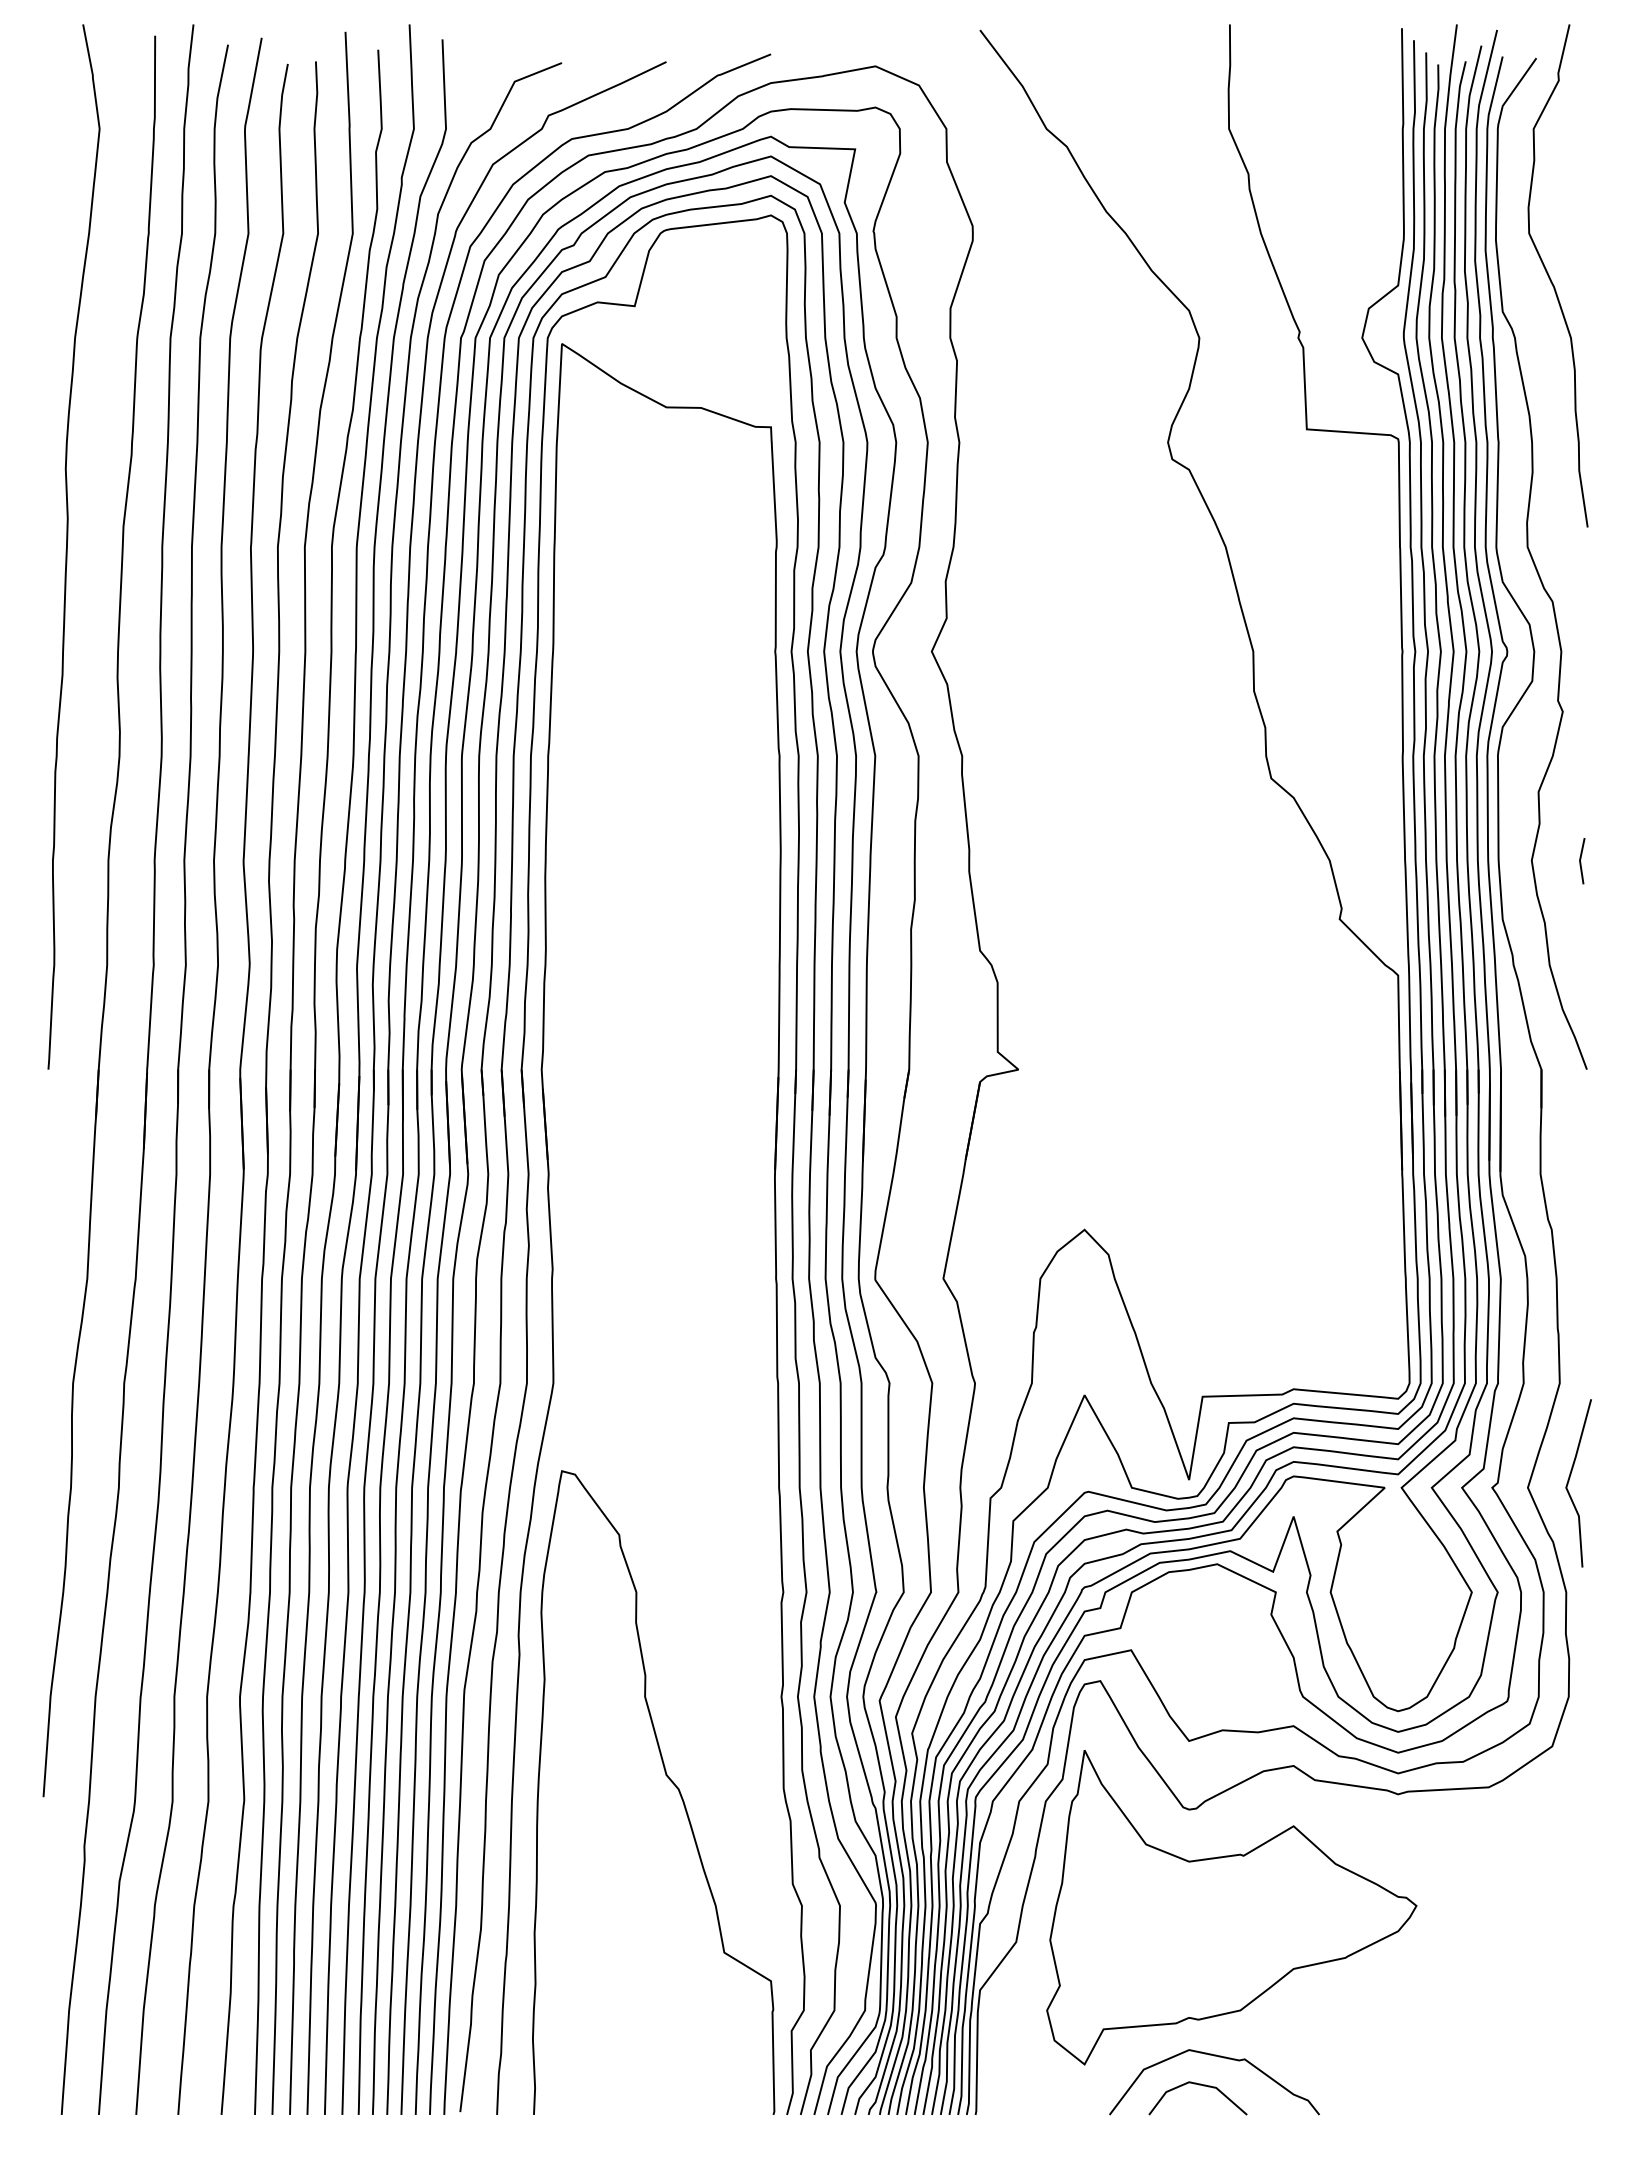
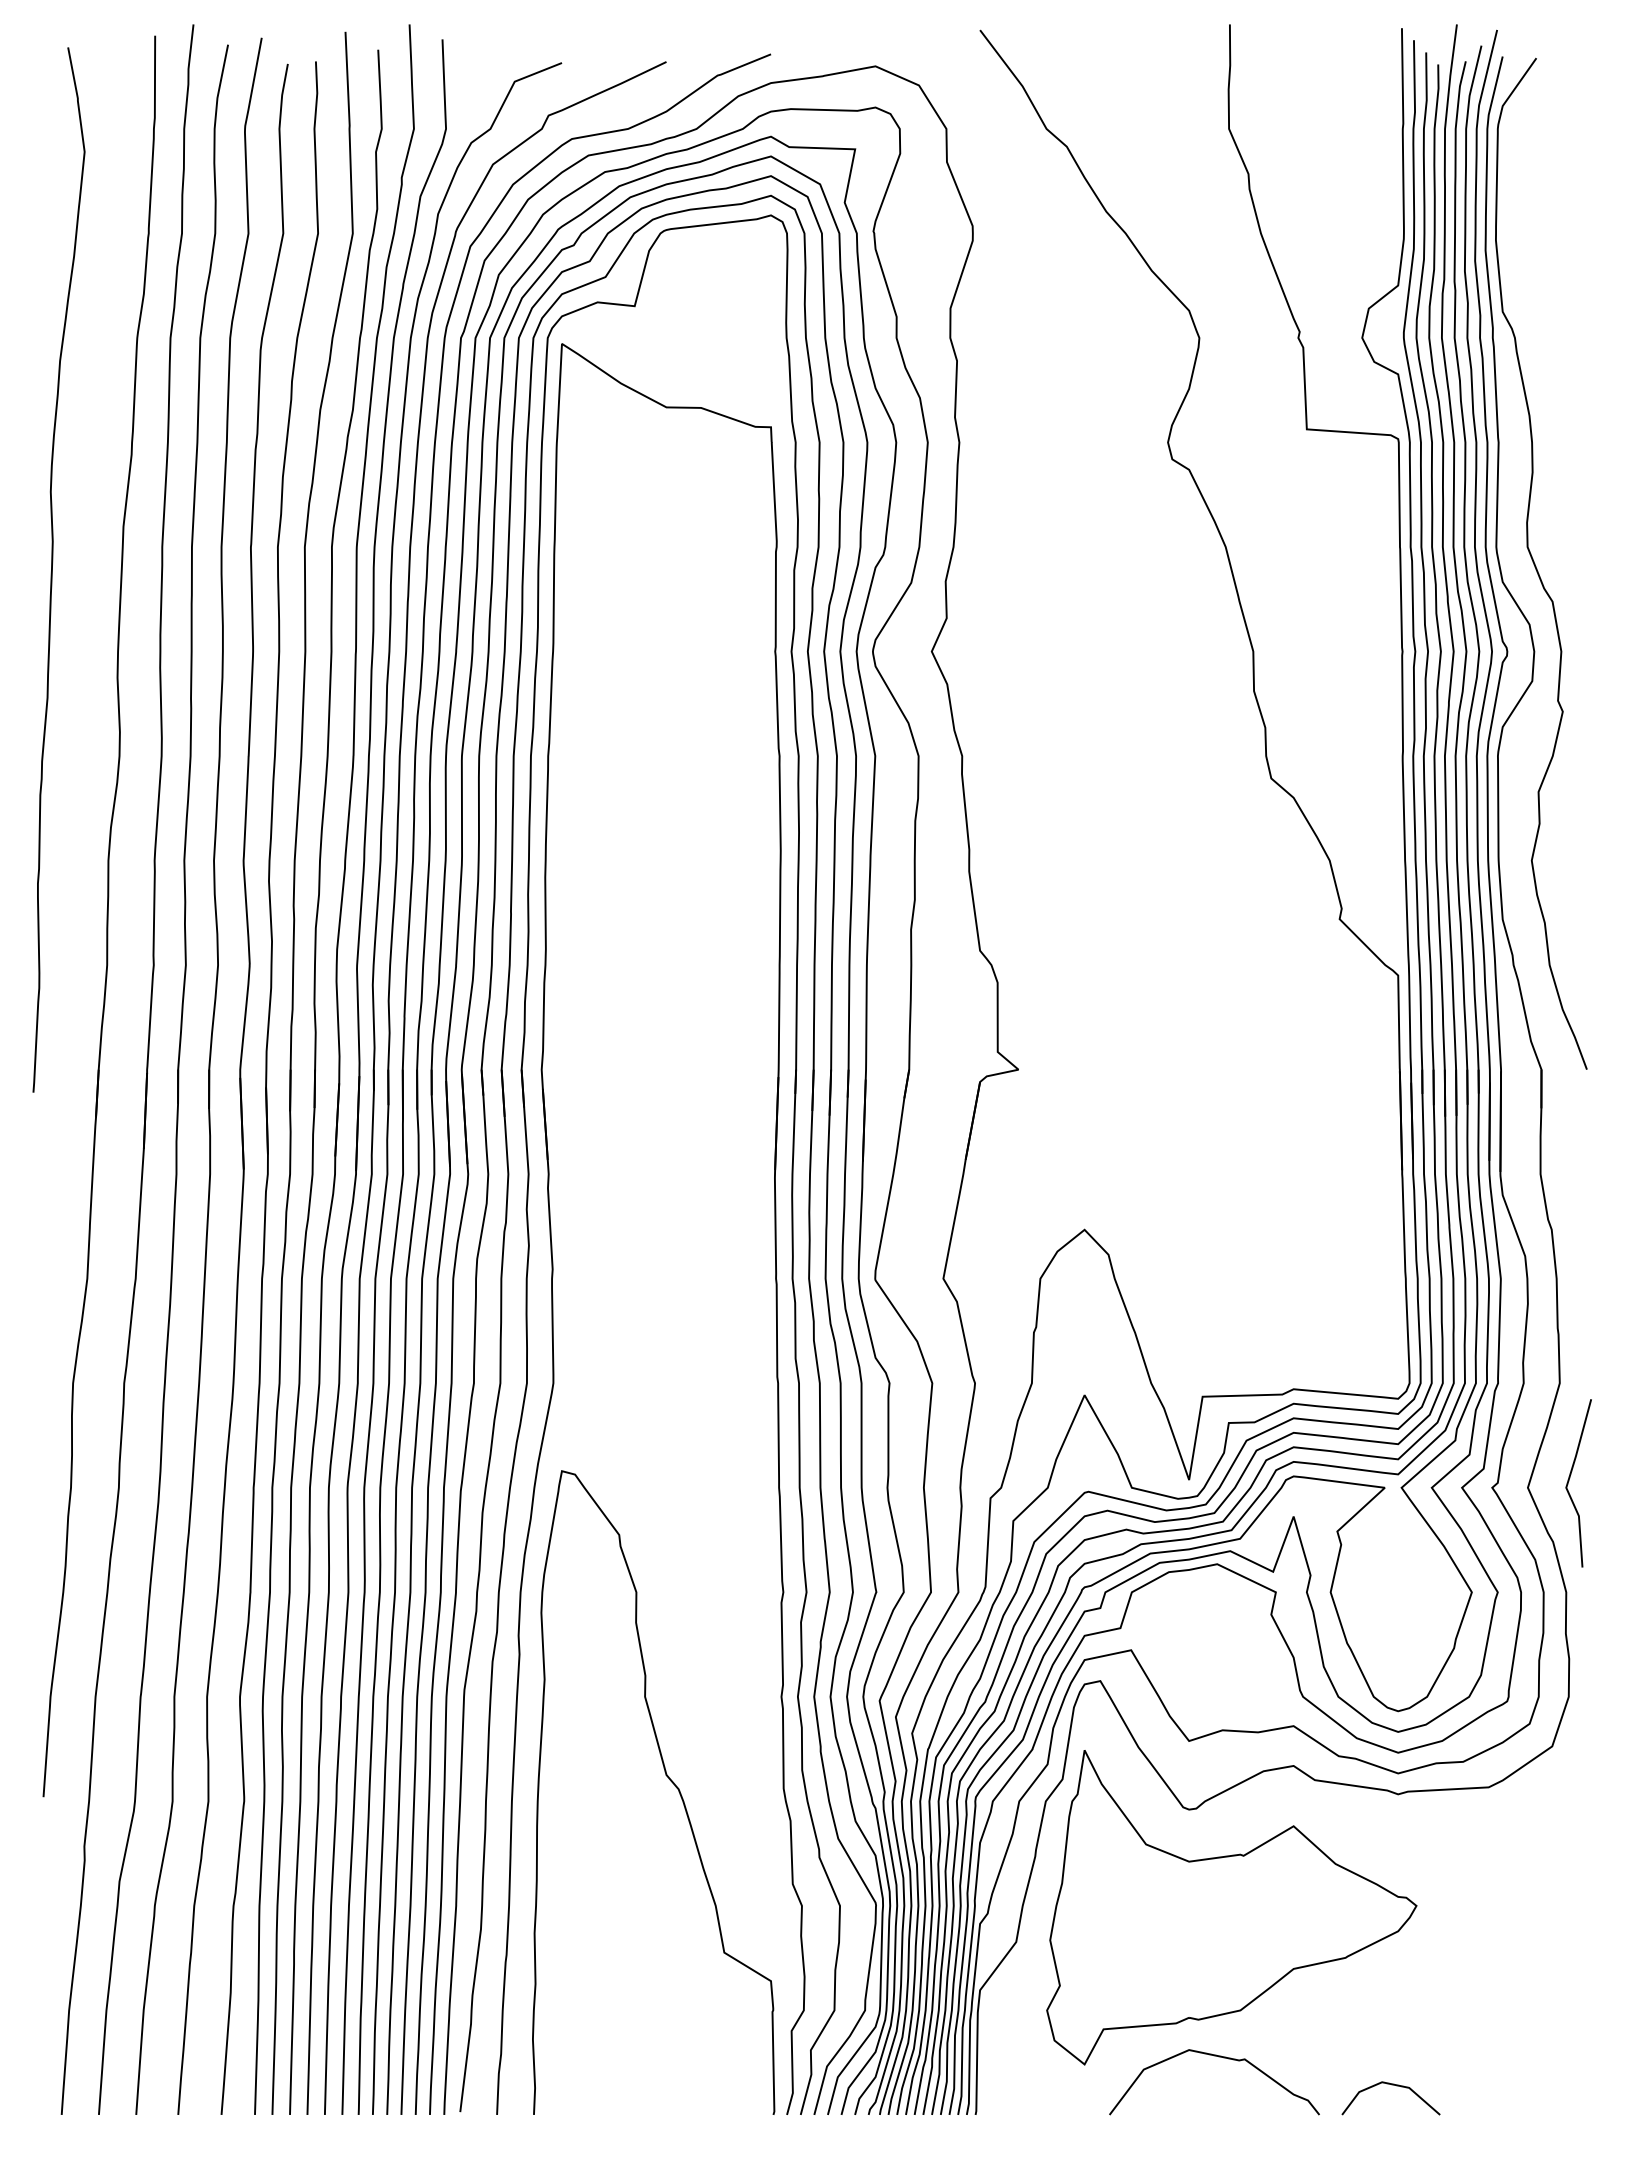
curve: present -> none (1551, 279)
curve position: (67, 546) -> (52, 569) (52, 569)
line: present -> none (1581, 862)
line position: (1198, 2085) -> (1391, 2085) (1391, 2085)
